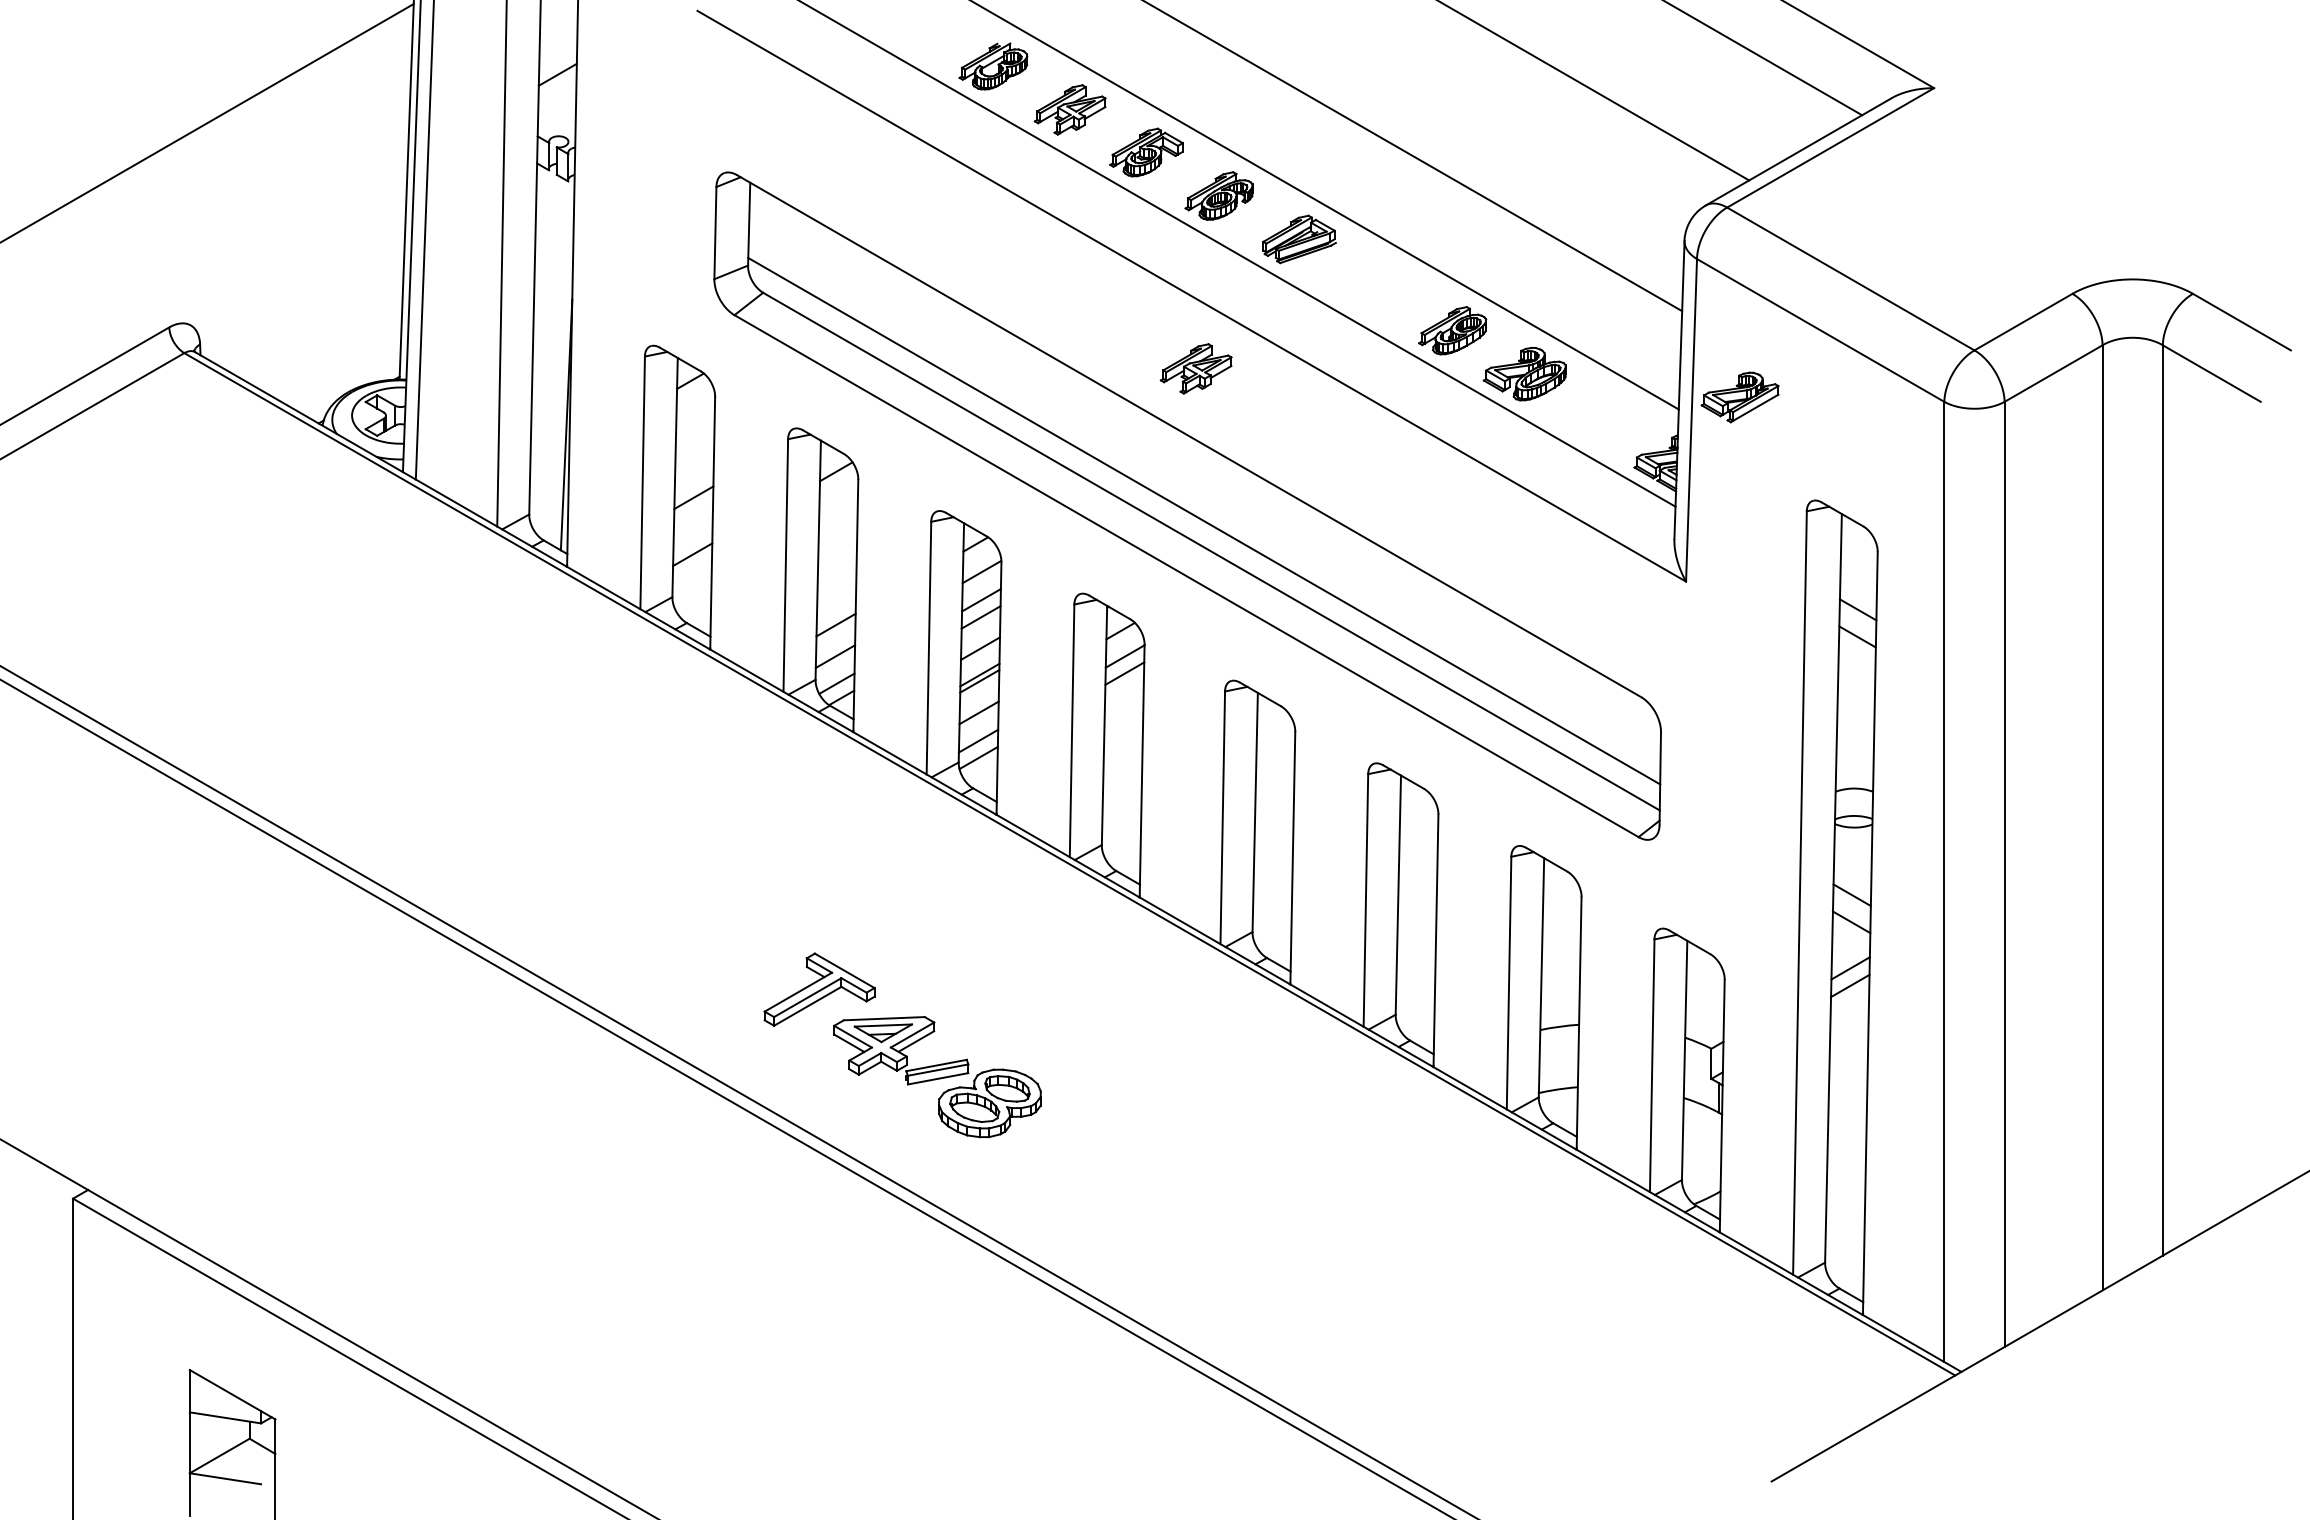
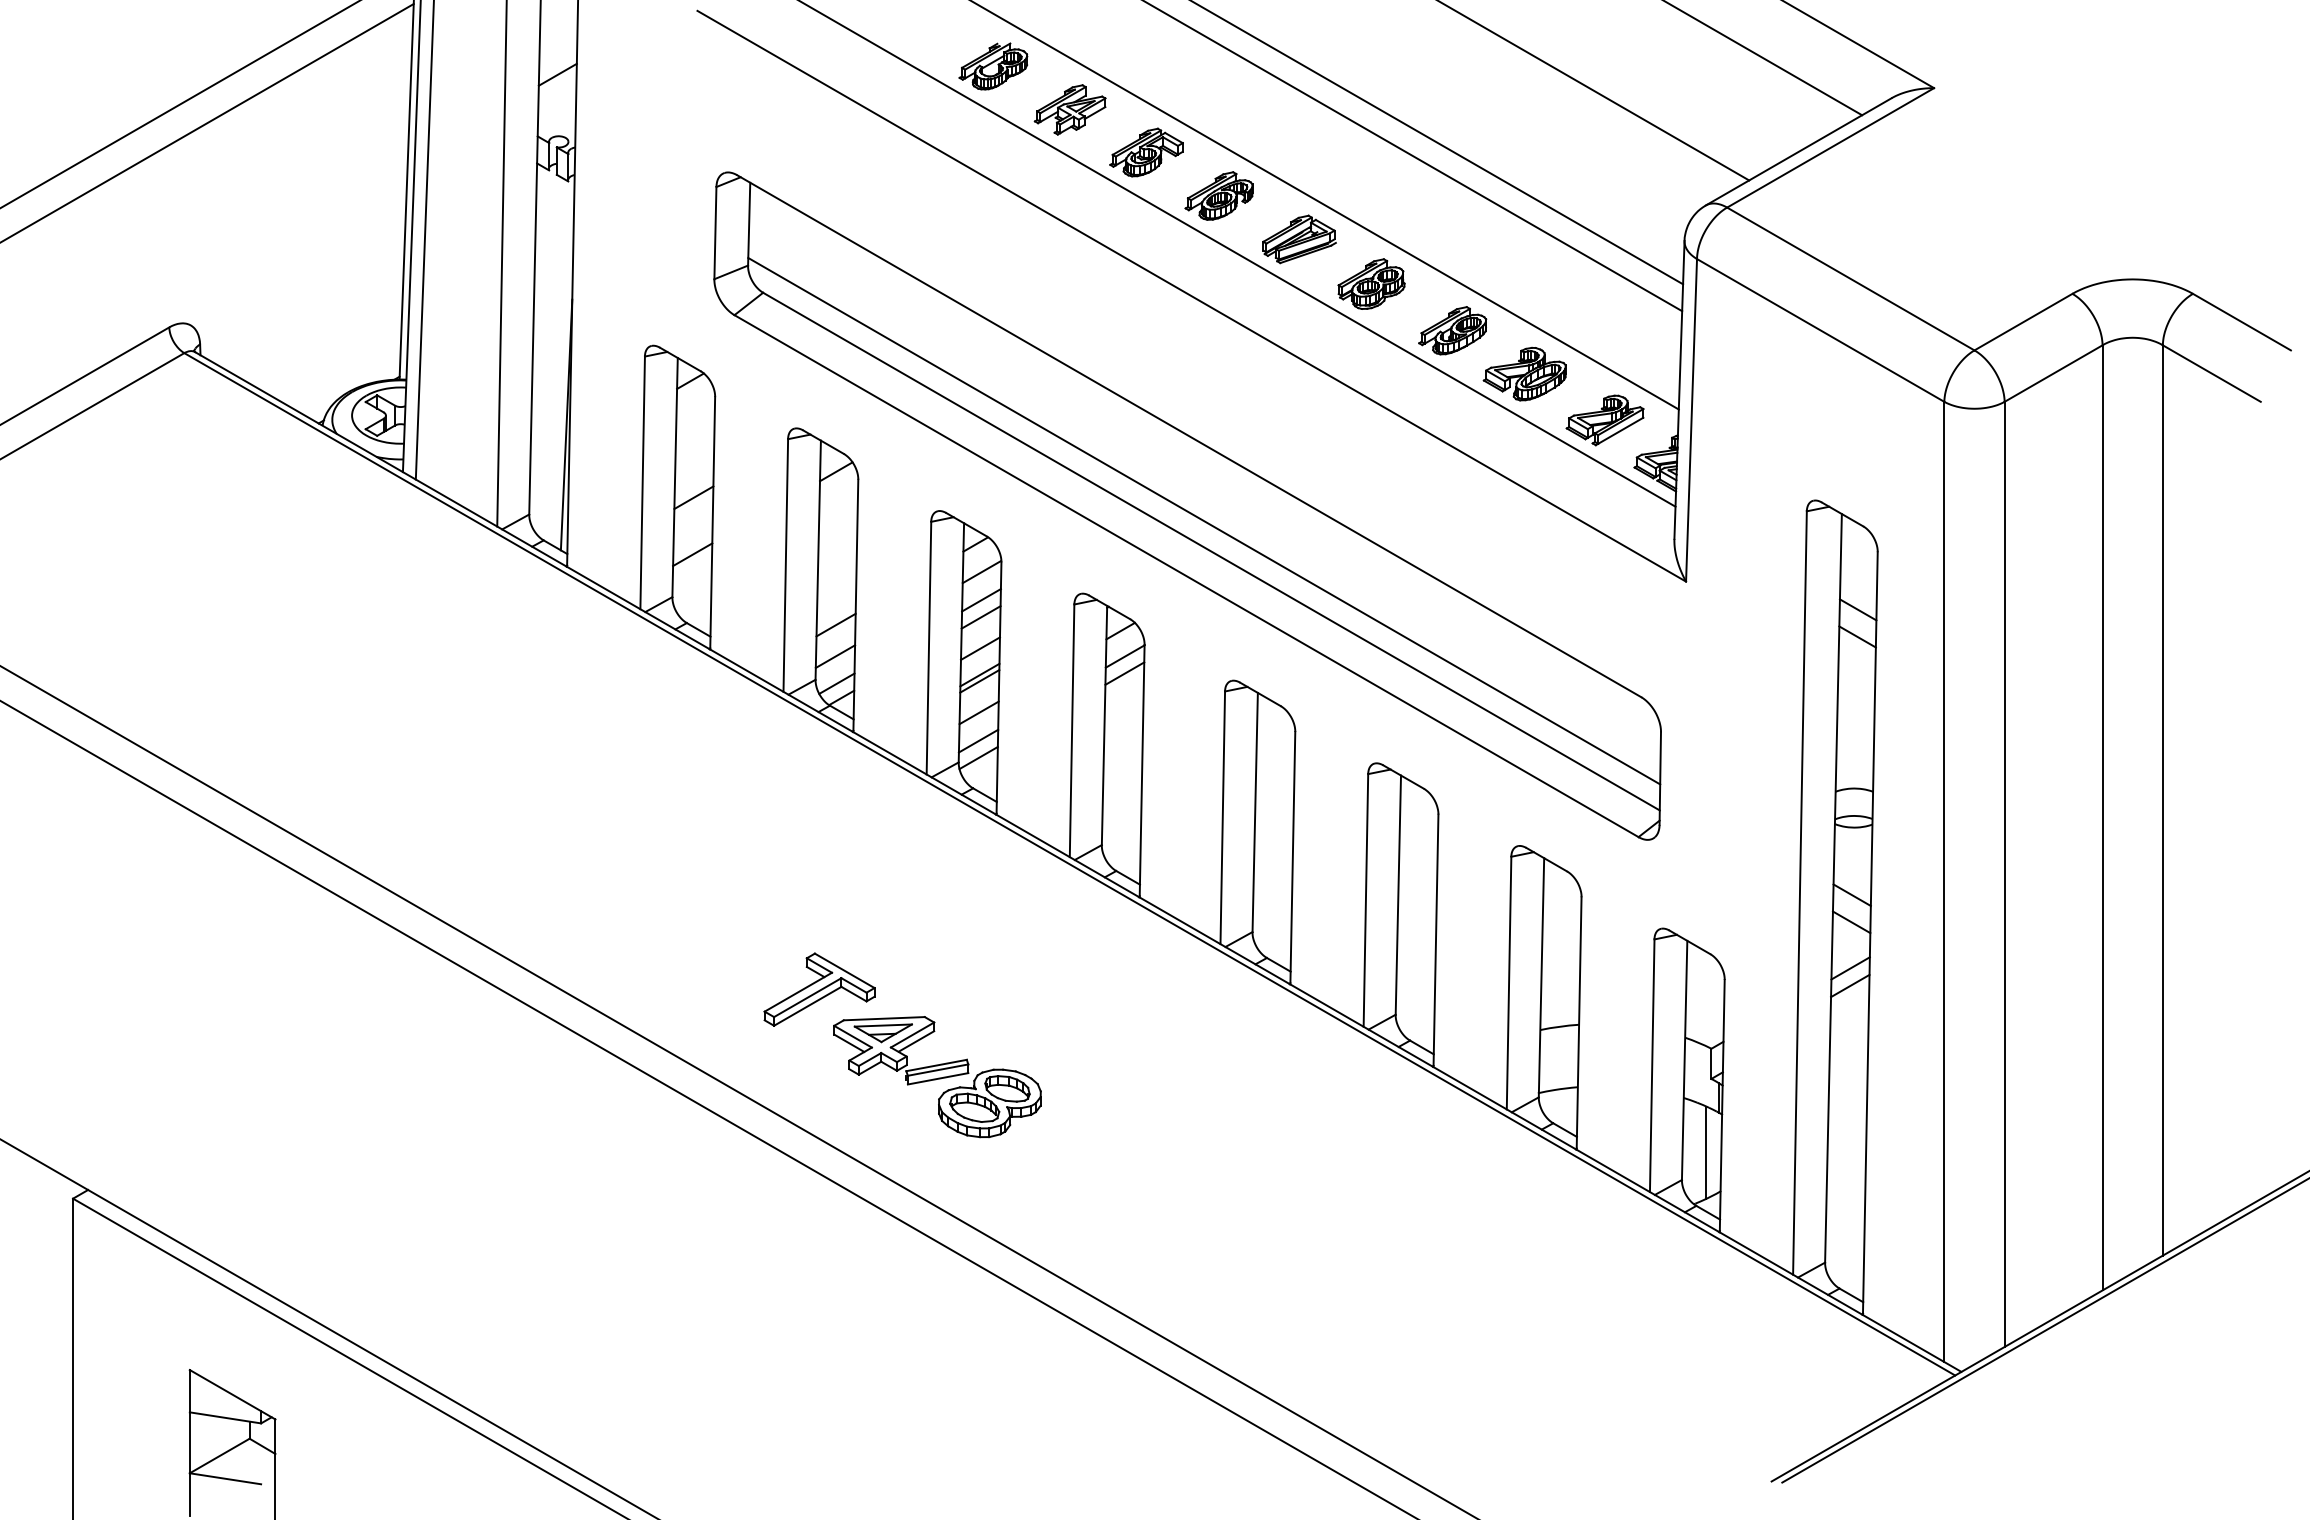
line: none -> present (179, 104)
line: none -> present (1438, 143)
part: none -> present (1371, 283)
part: present -> none (1195, 368)
part position: (1739, 397) -> (1604, 420) (1604, 420)
line position: (726, 1098) -> (707, 1108) (707, 1108)
line: none -> present (1705, 1152)
line: none -> present (2044, 1331)
